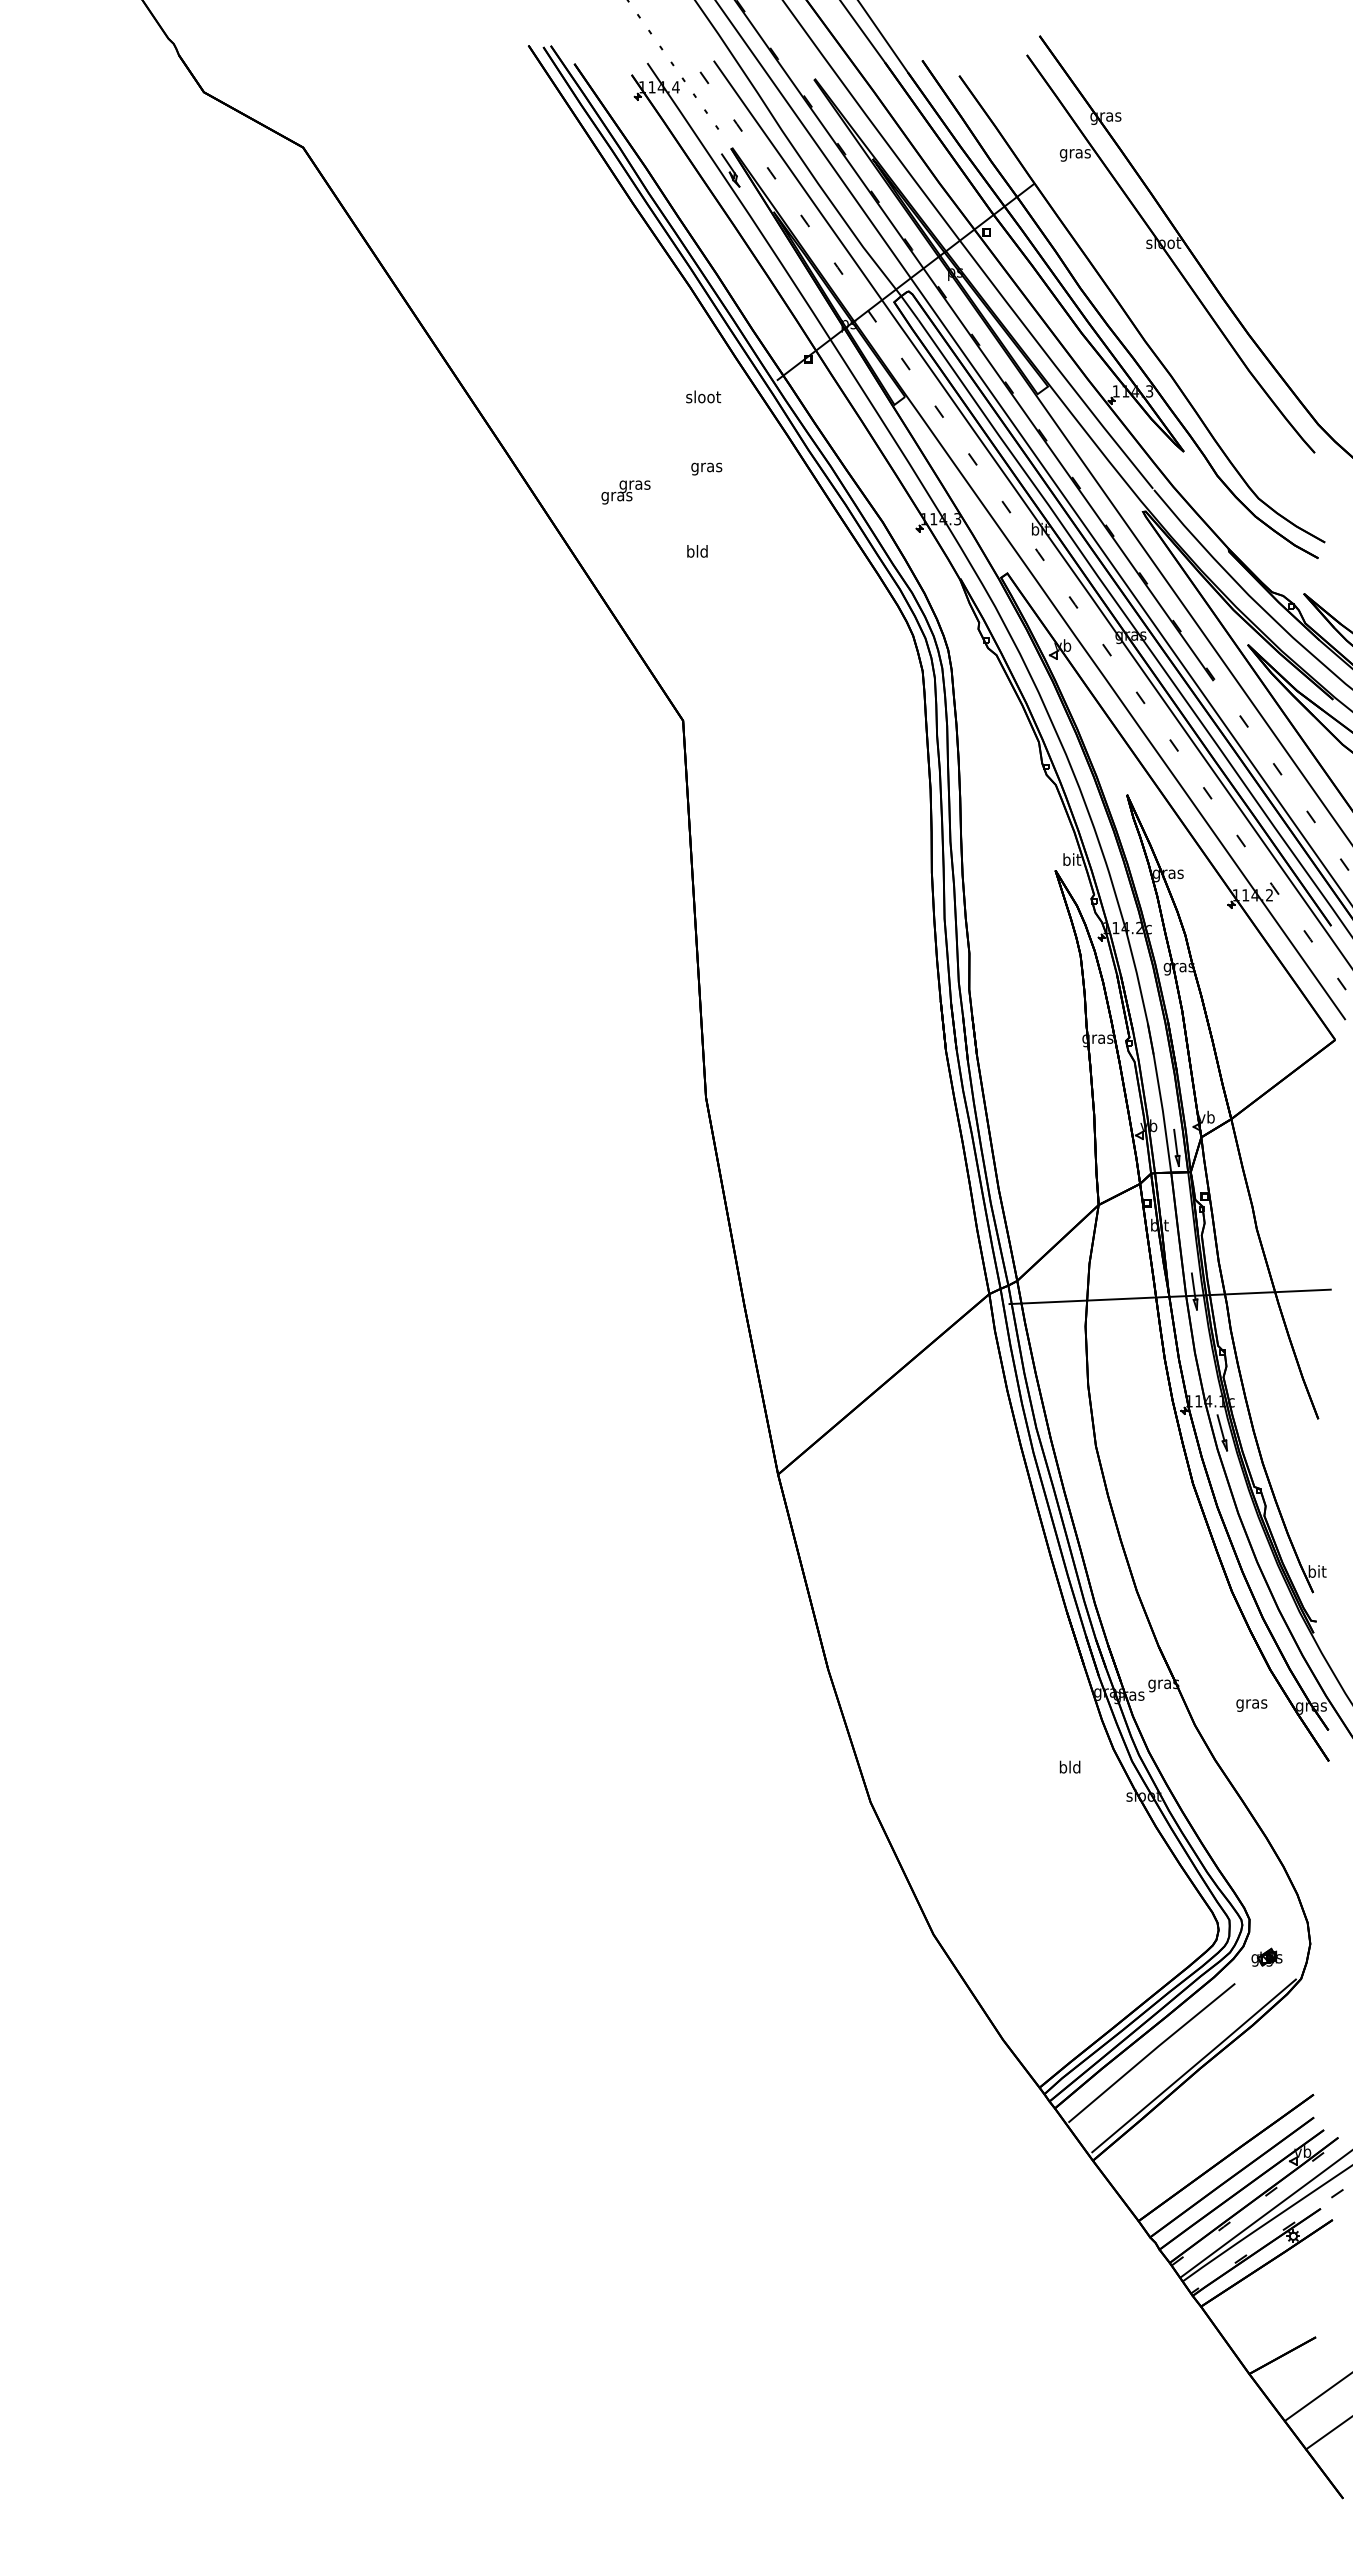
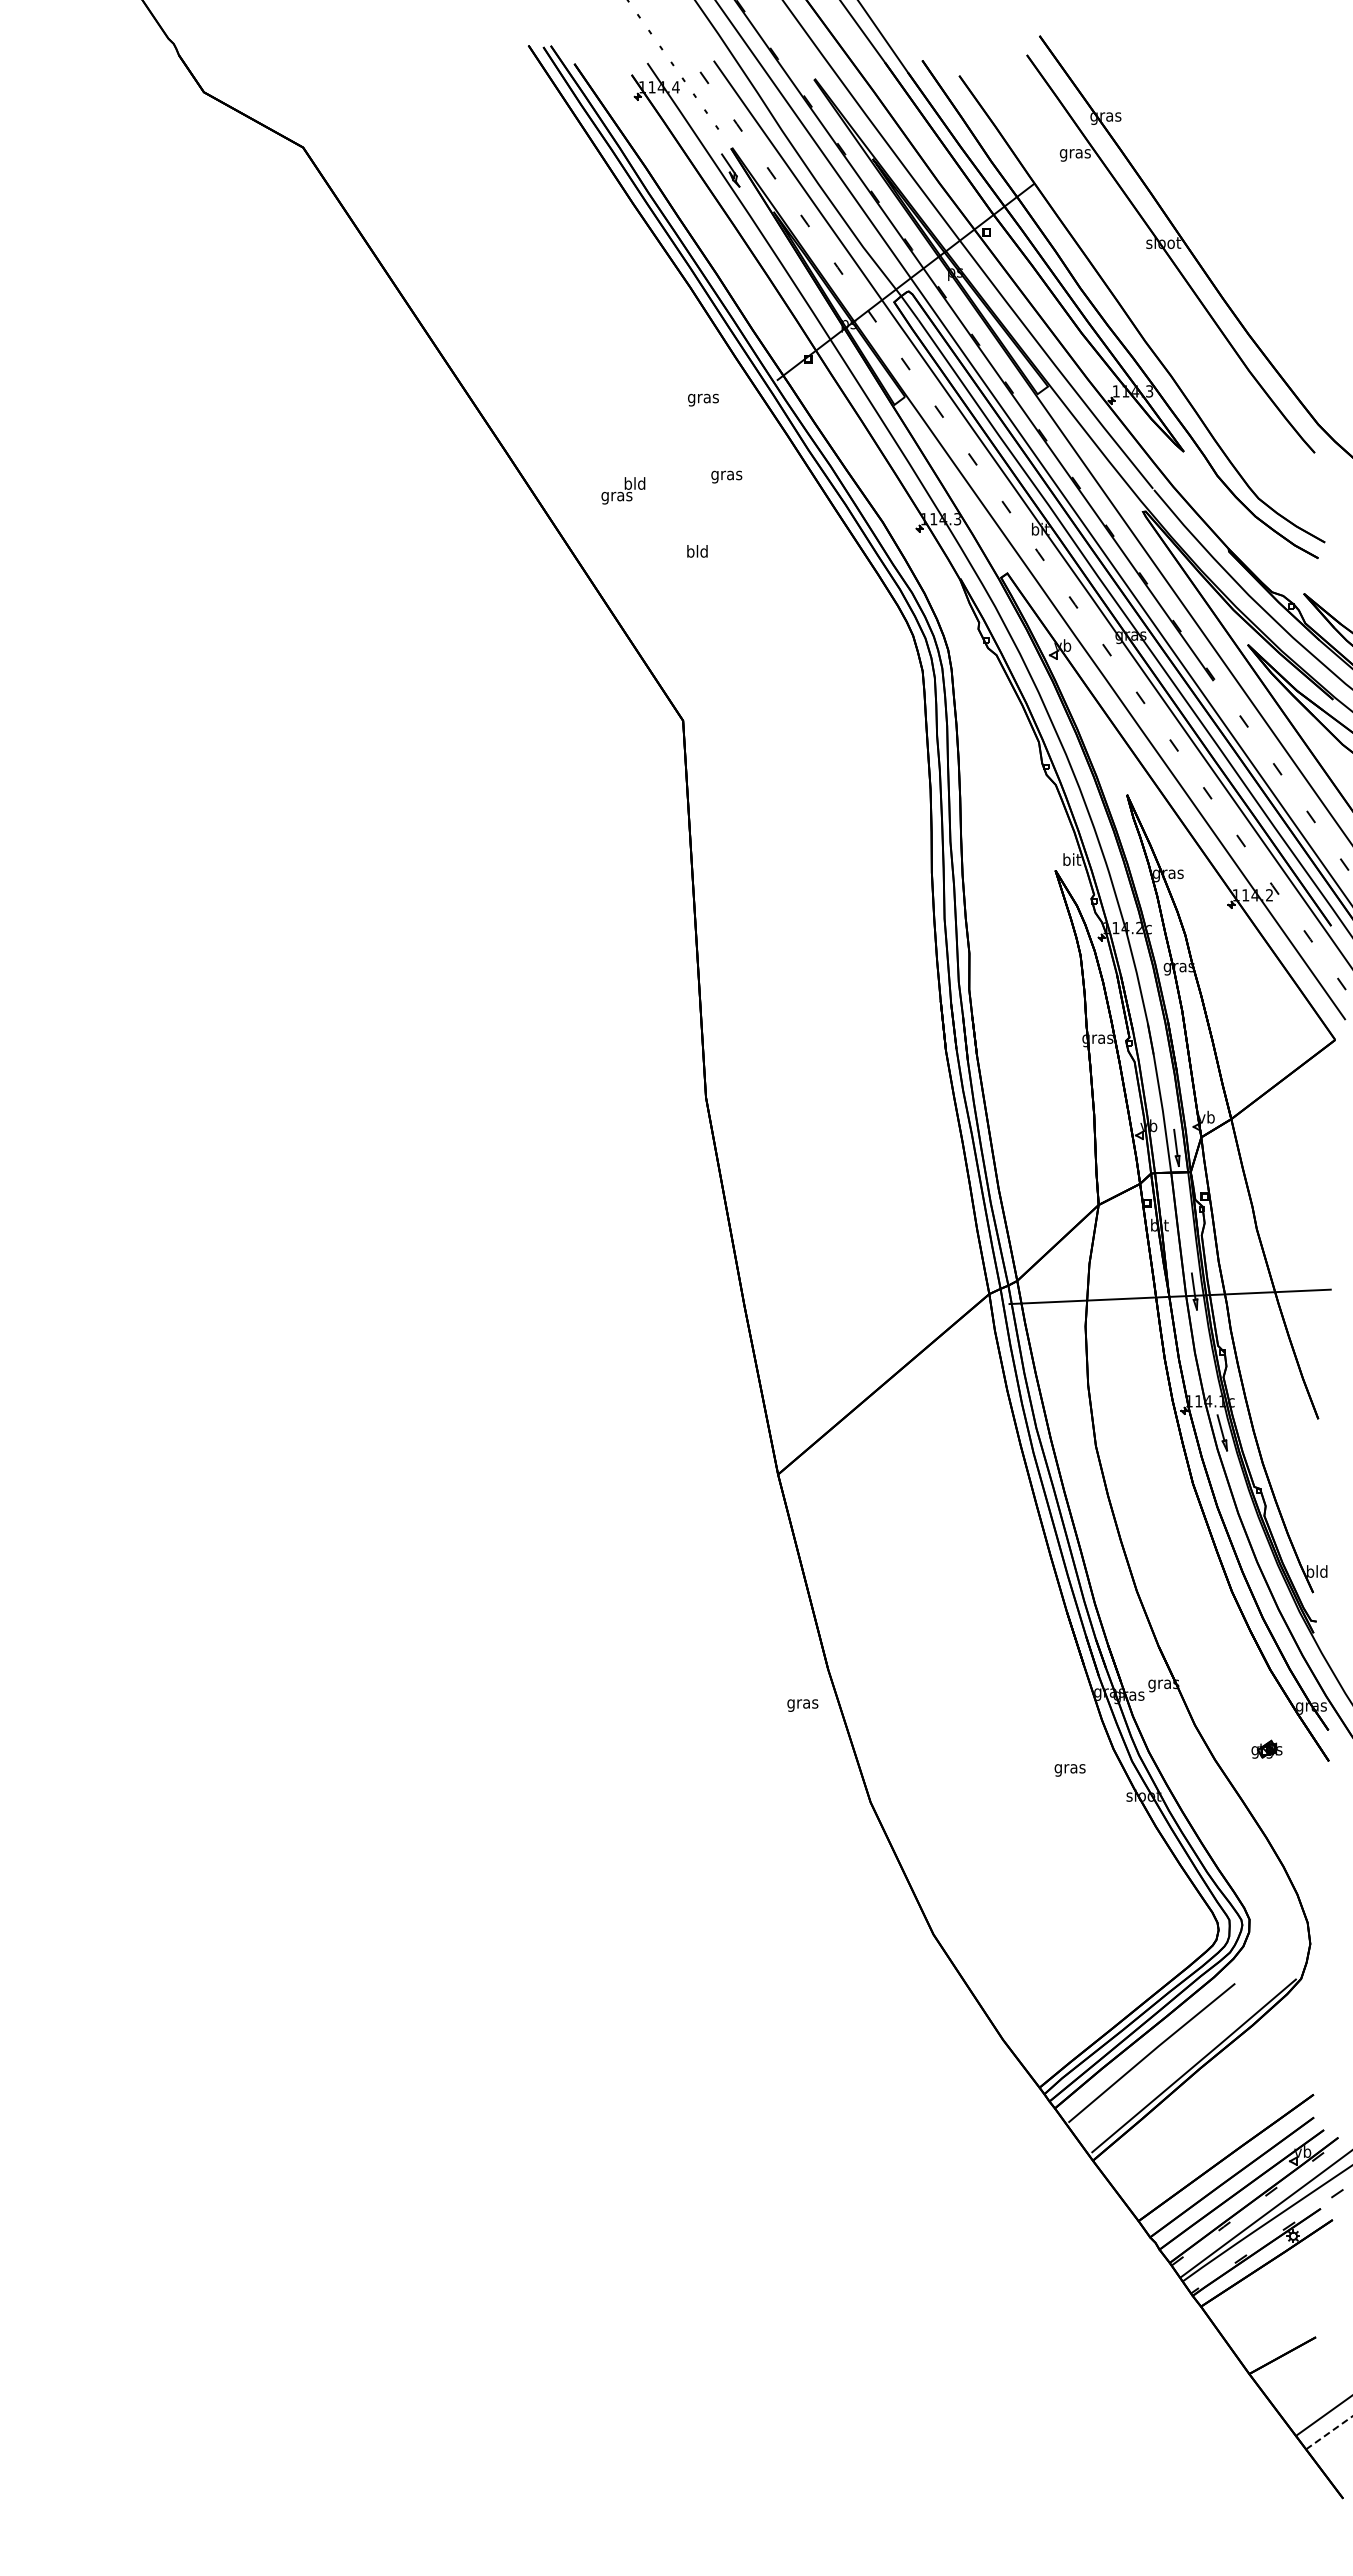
text: sloot -> gras (703, 398)
text position: (706, 468) -> (726, 476) (726, 476)
text: gras -> bld (634, 484)
text: bit -> bld (1317, 1571)
text position: (1251, 1705) -> (802, 1705) (802, 1705)
text: bld -> gras (1069, 1768)
part position: (1266, 1956) -> (1266, 1748) (1266, 1748)
line position: (1317, 2397) -> (1322, 2416) (1322, 2416)
line: solid -> dashed (1329, 2432)
